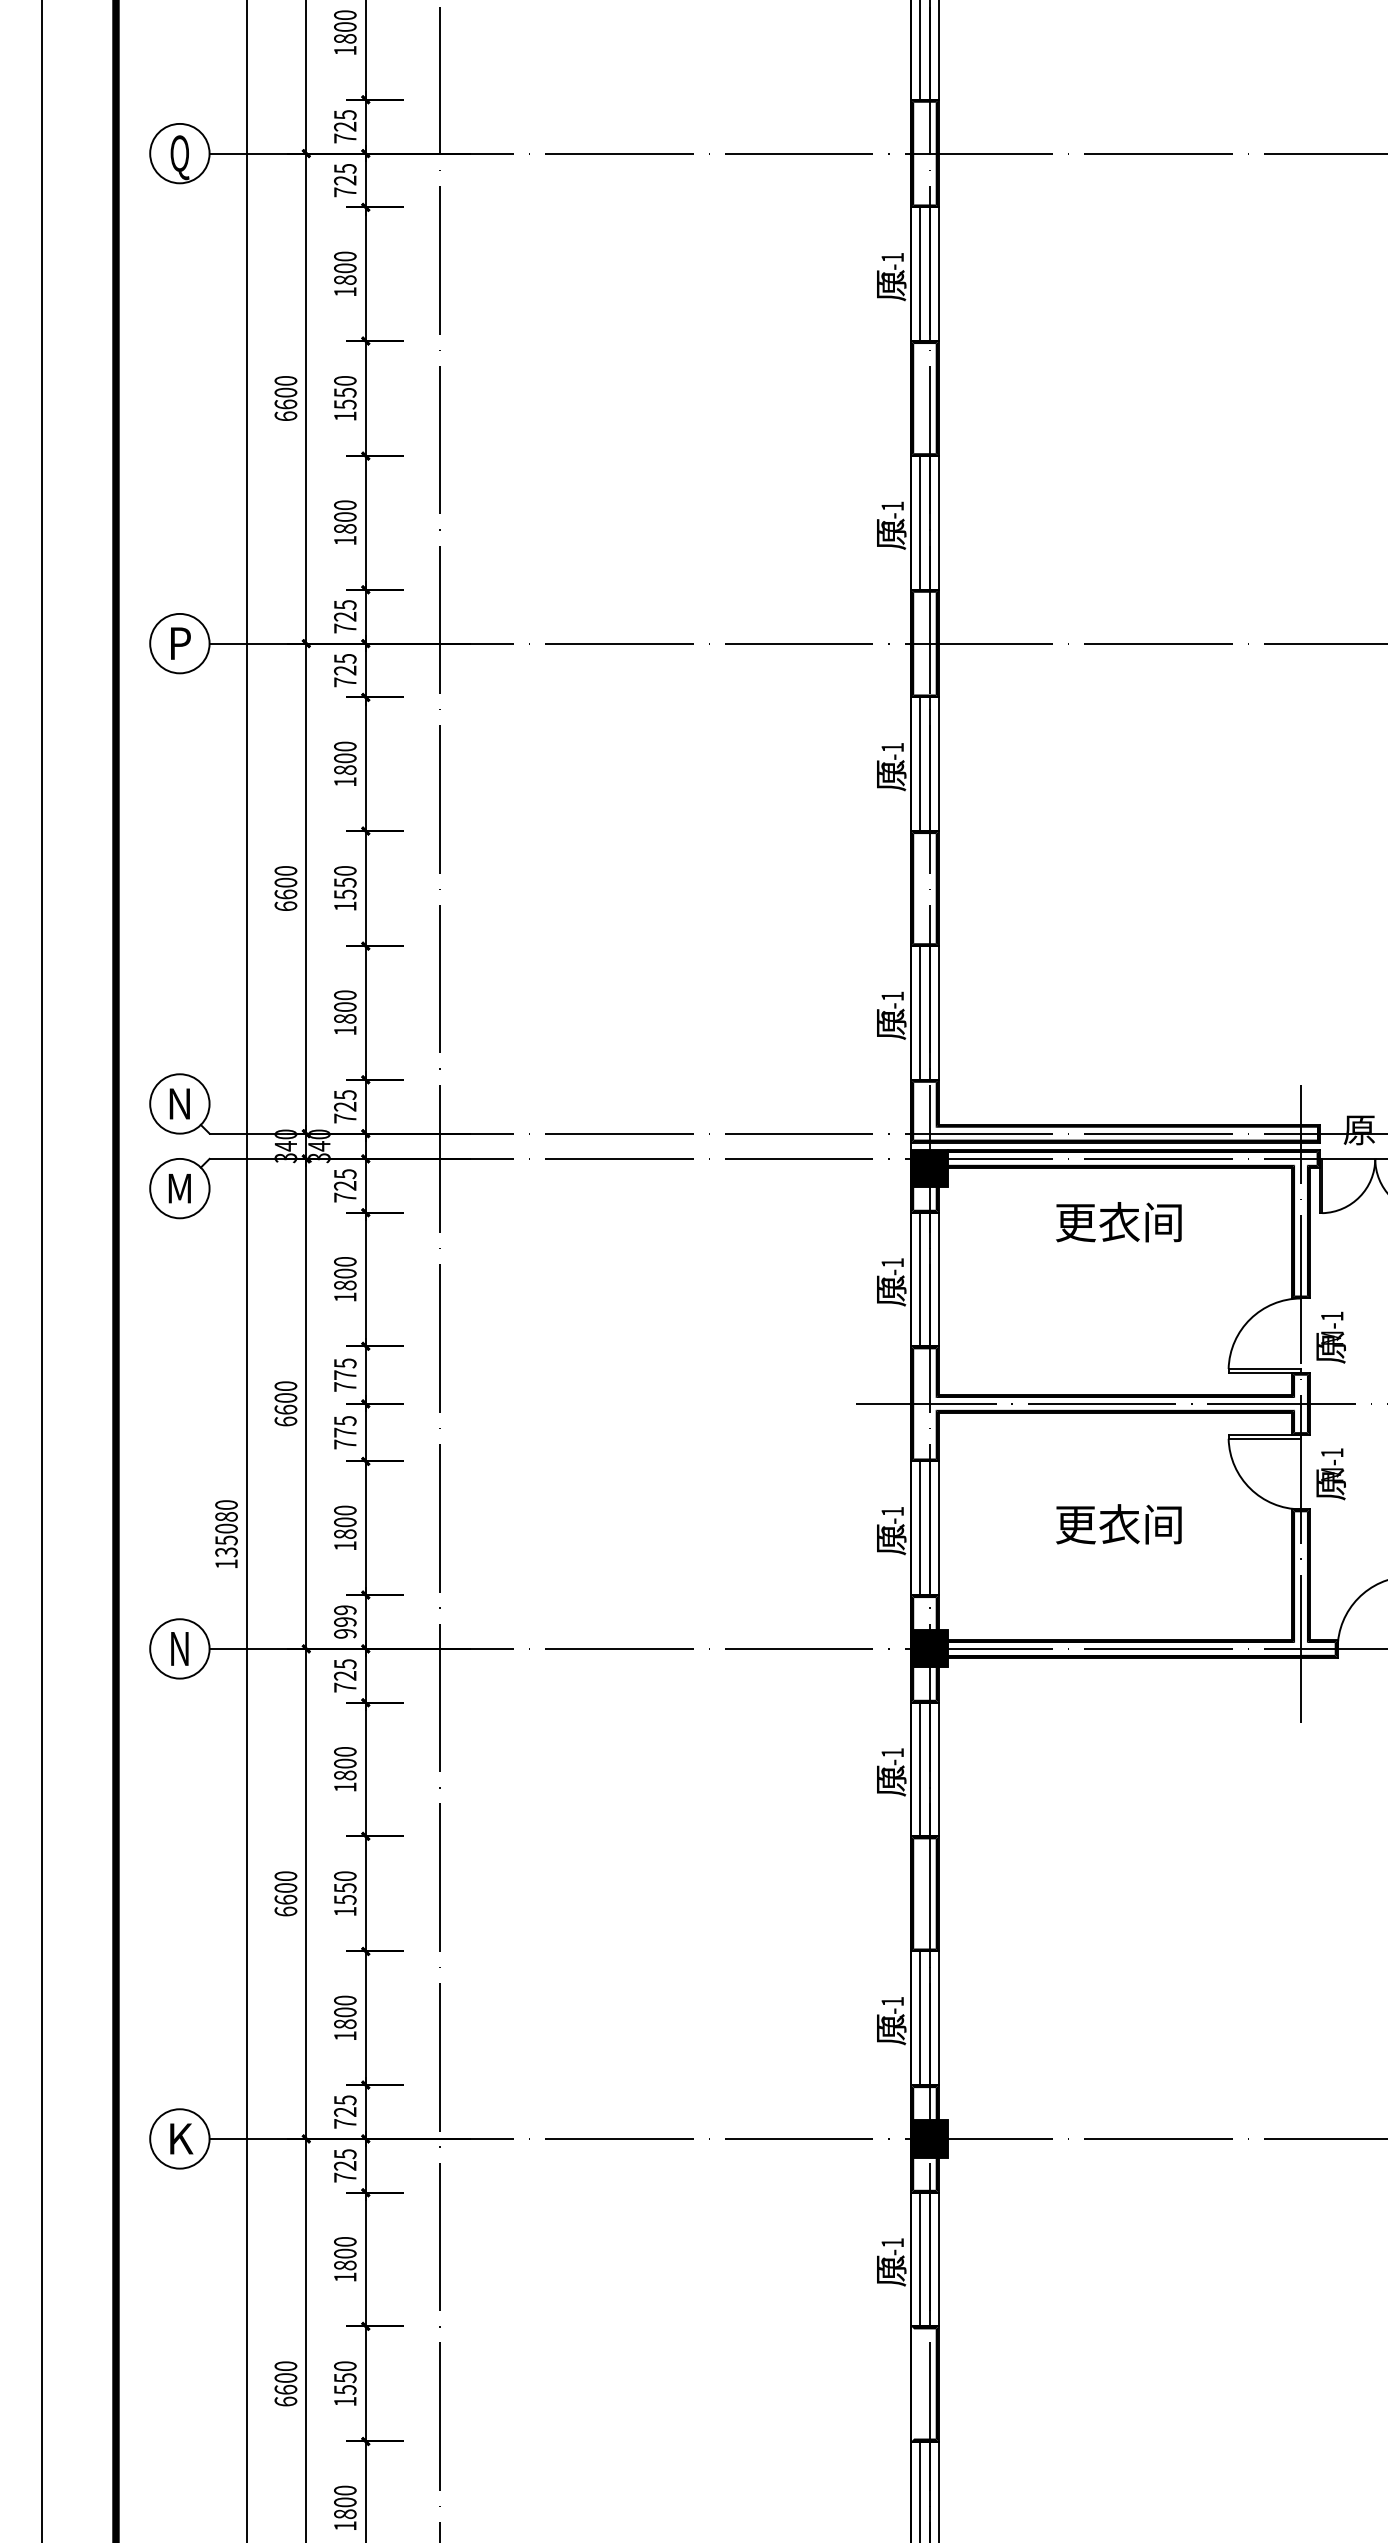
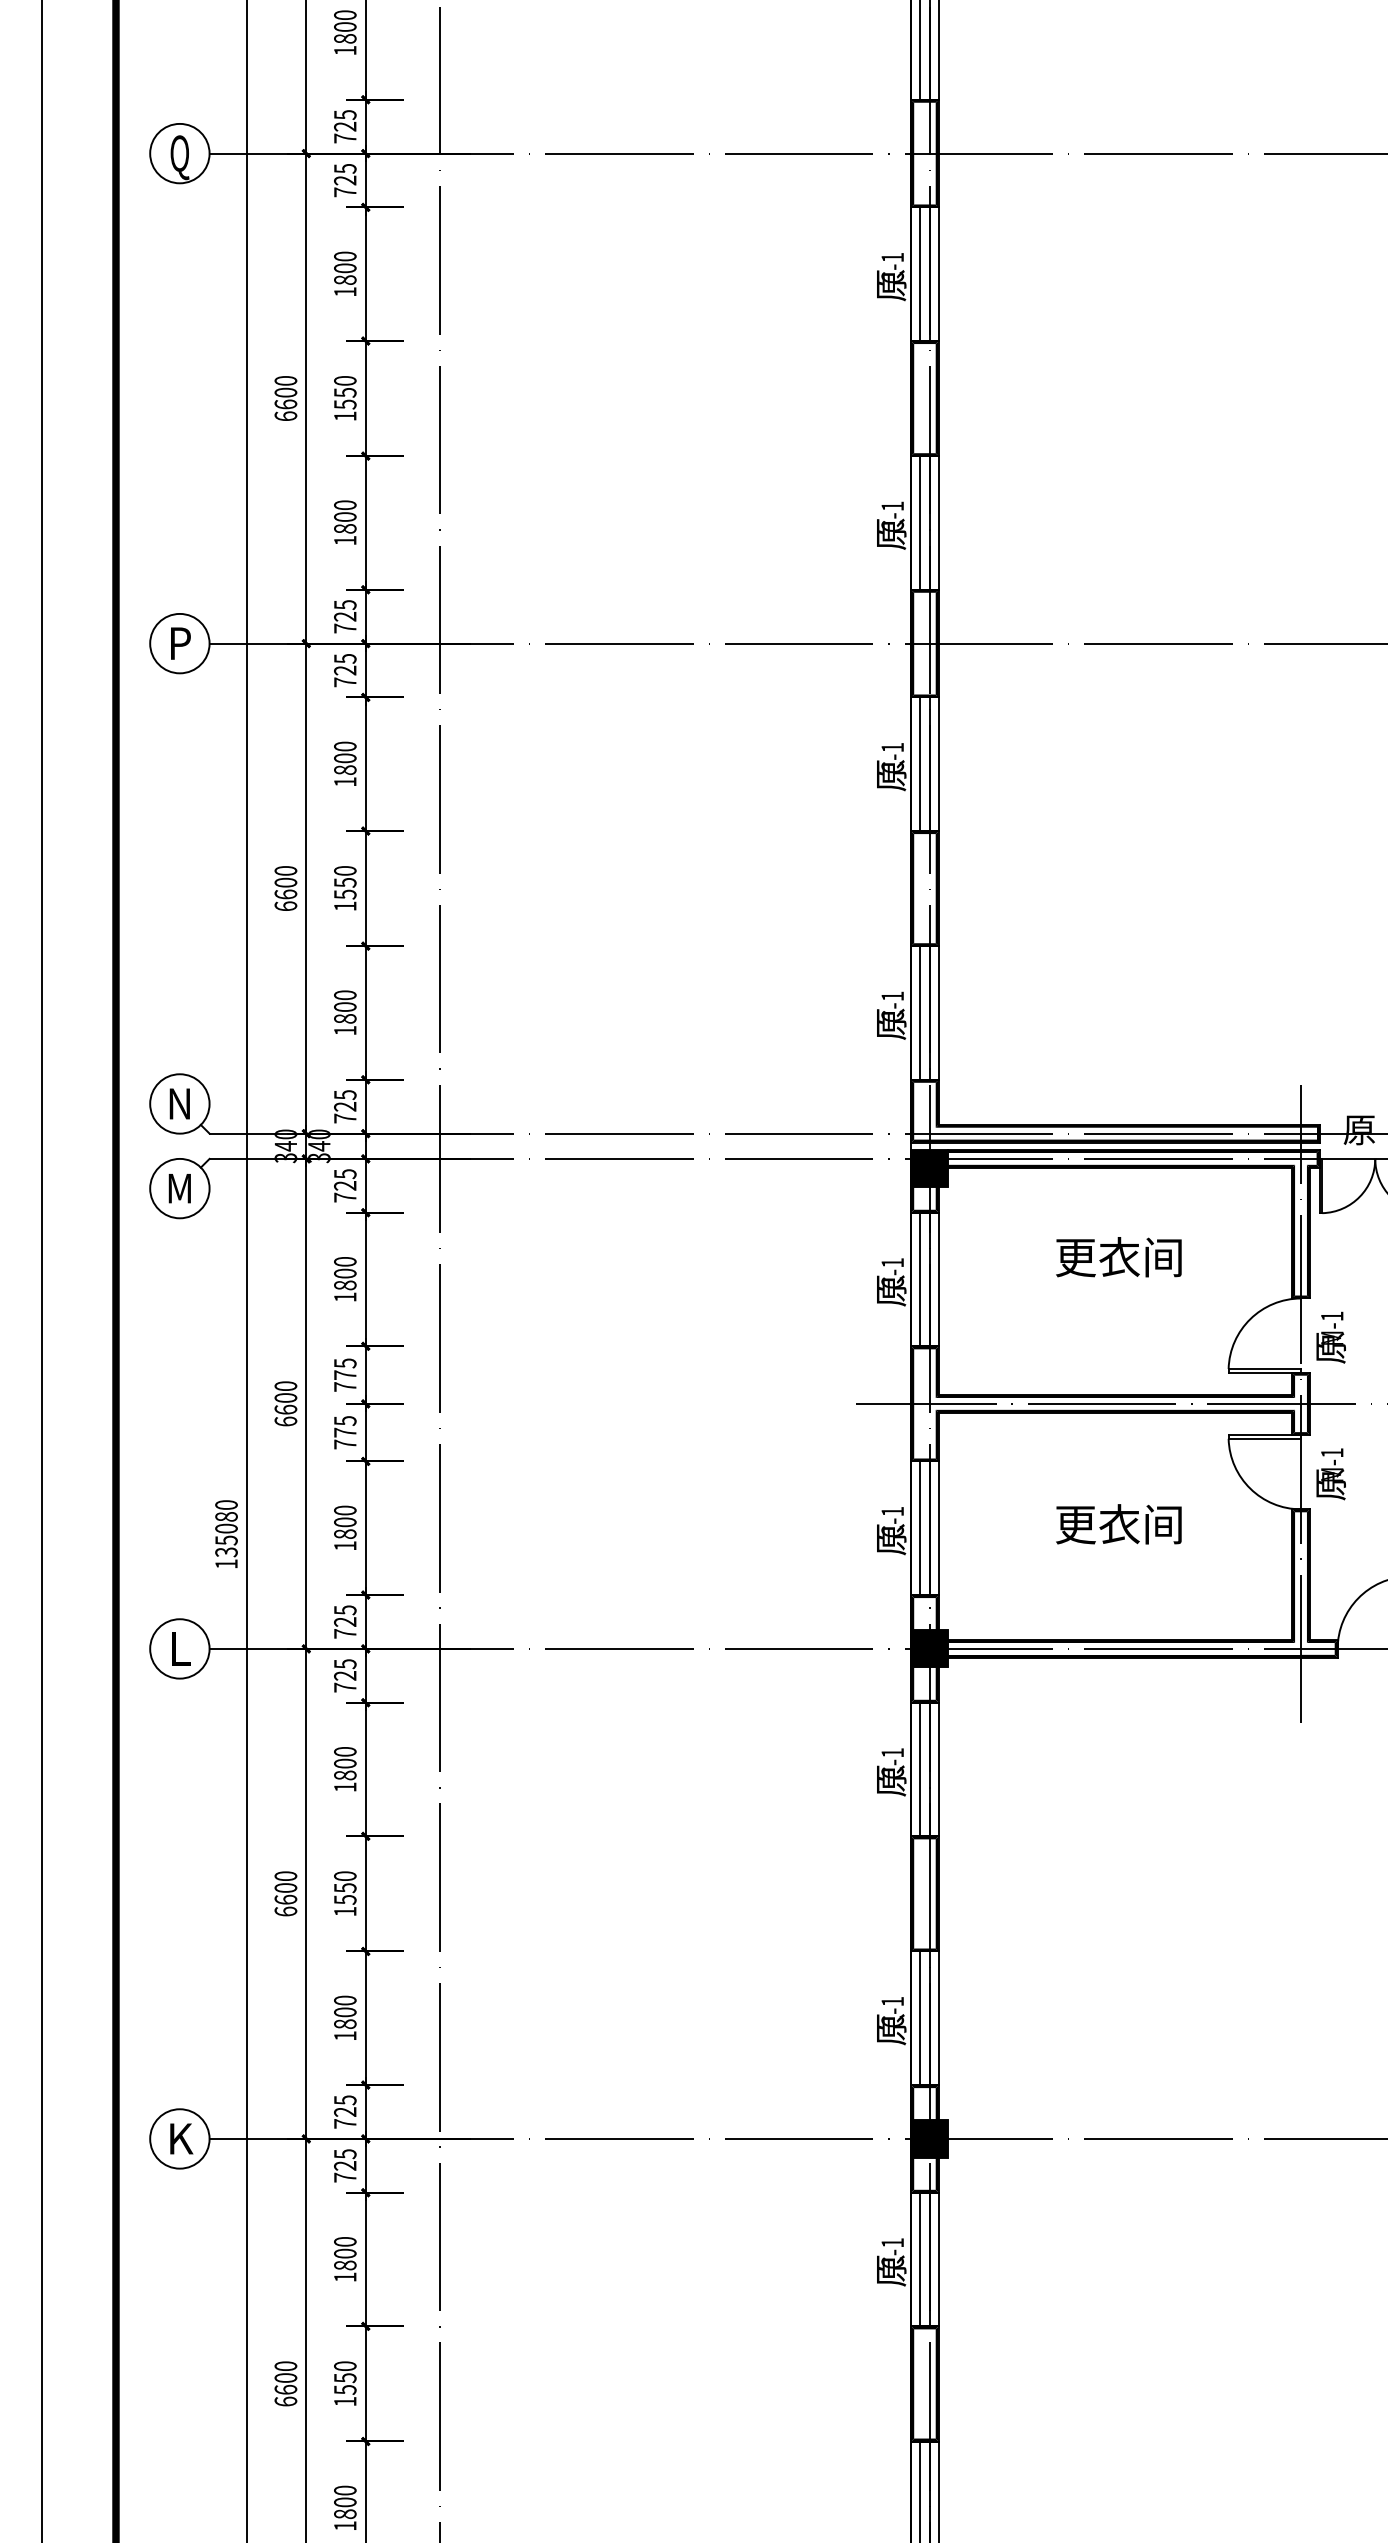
text position: (1118, 1222) -> (1118, 1257) (1118, 1257)
text: 999 -> 725 (345, 1621)
text: N -> L (180, 1648)
fill: none -> present (912, 2383)
